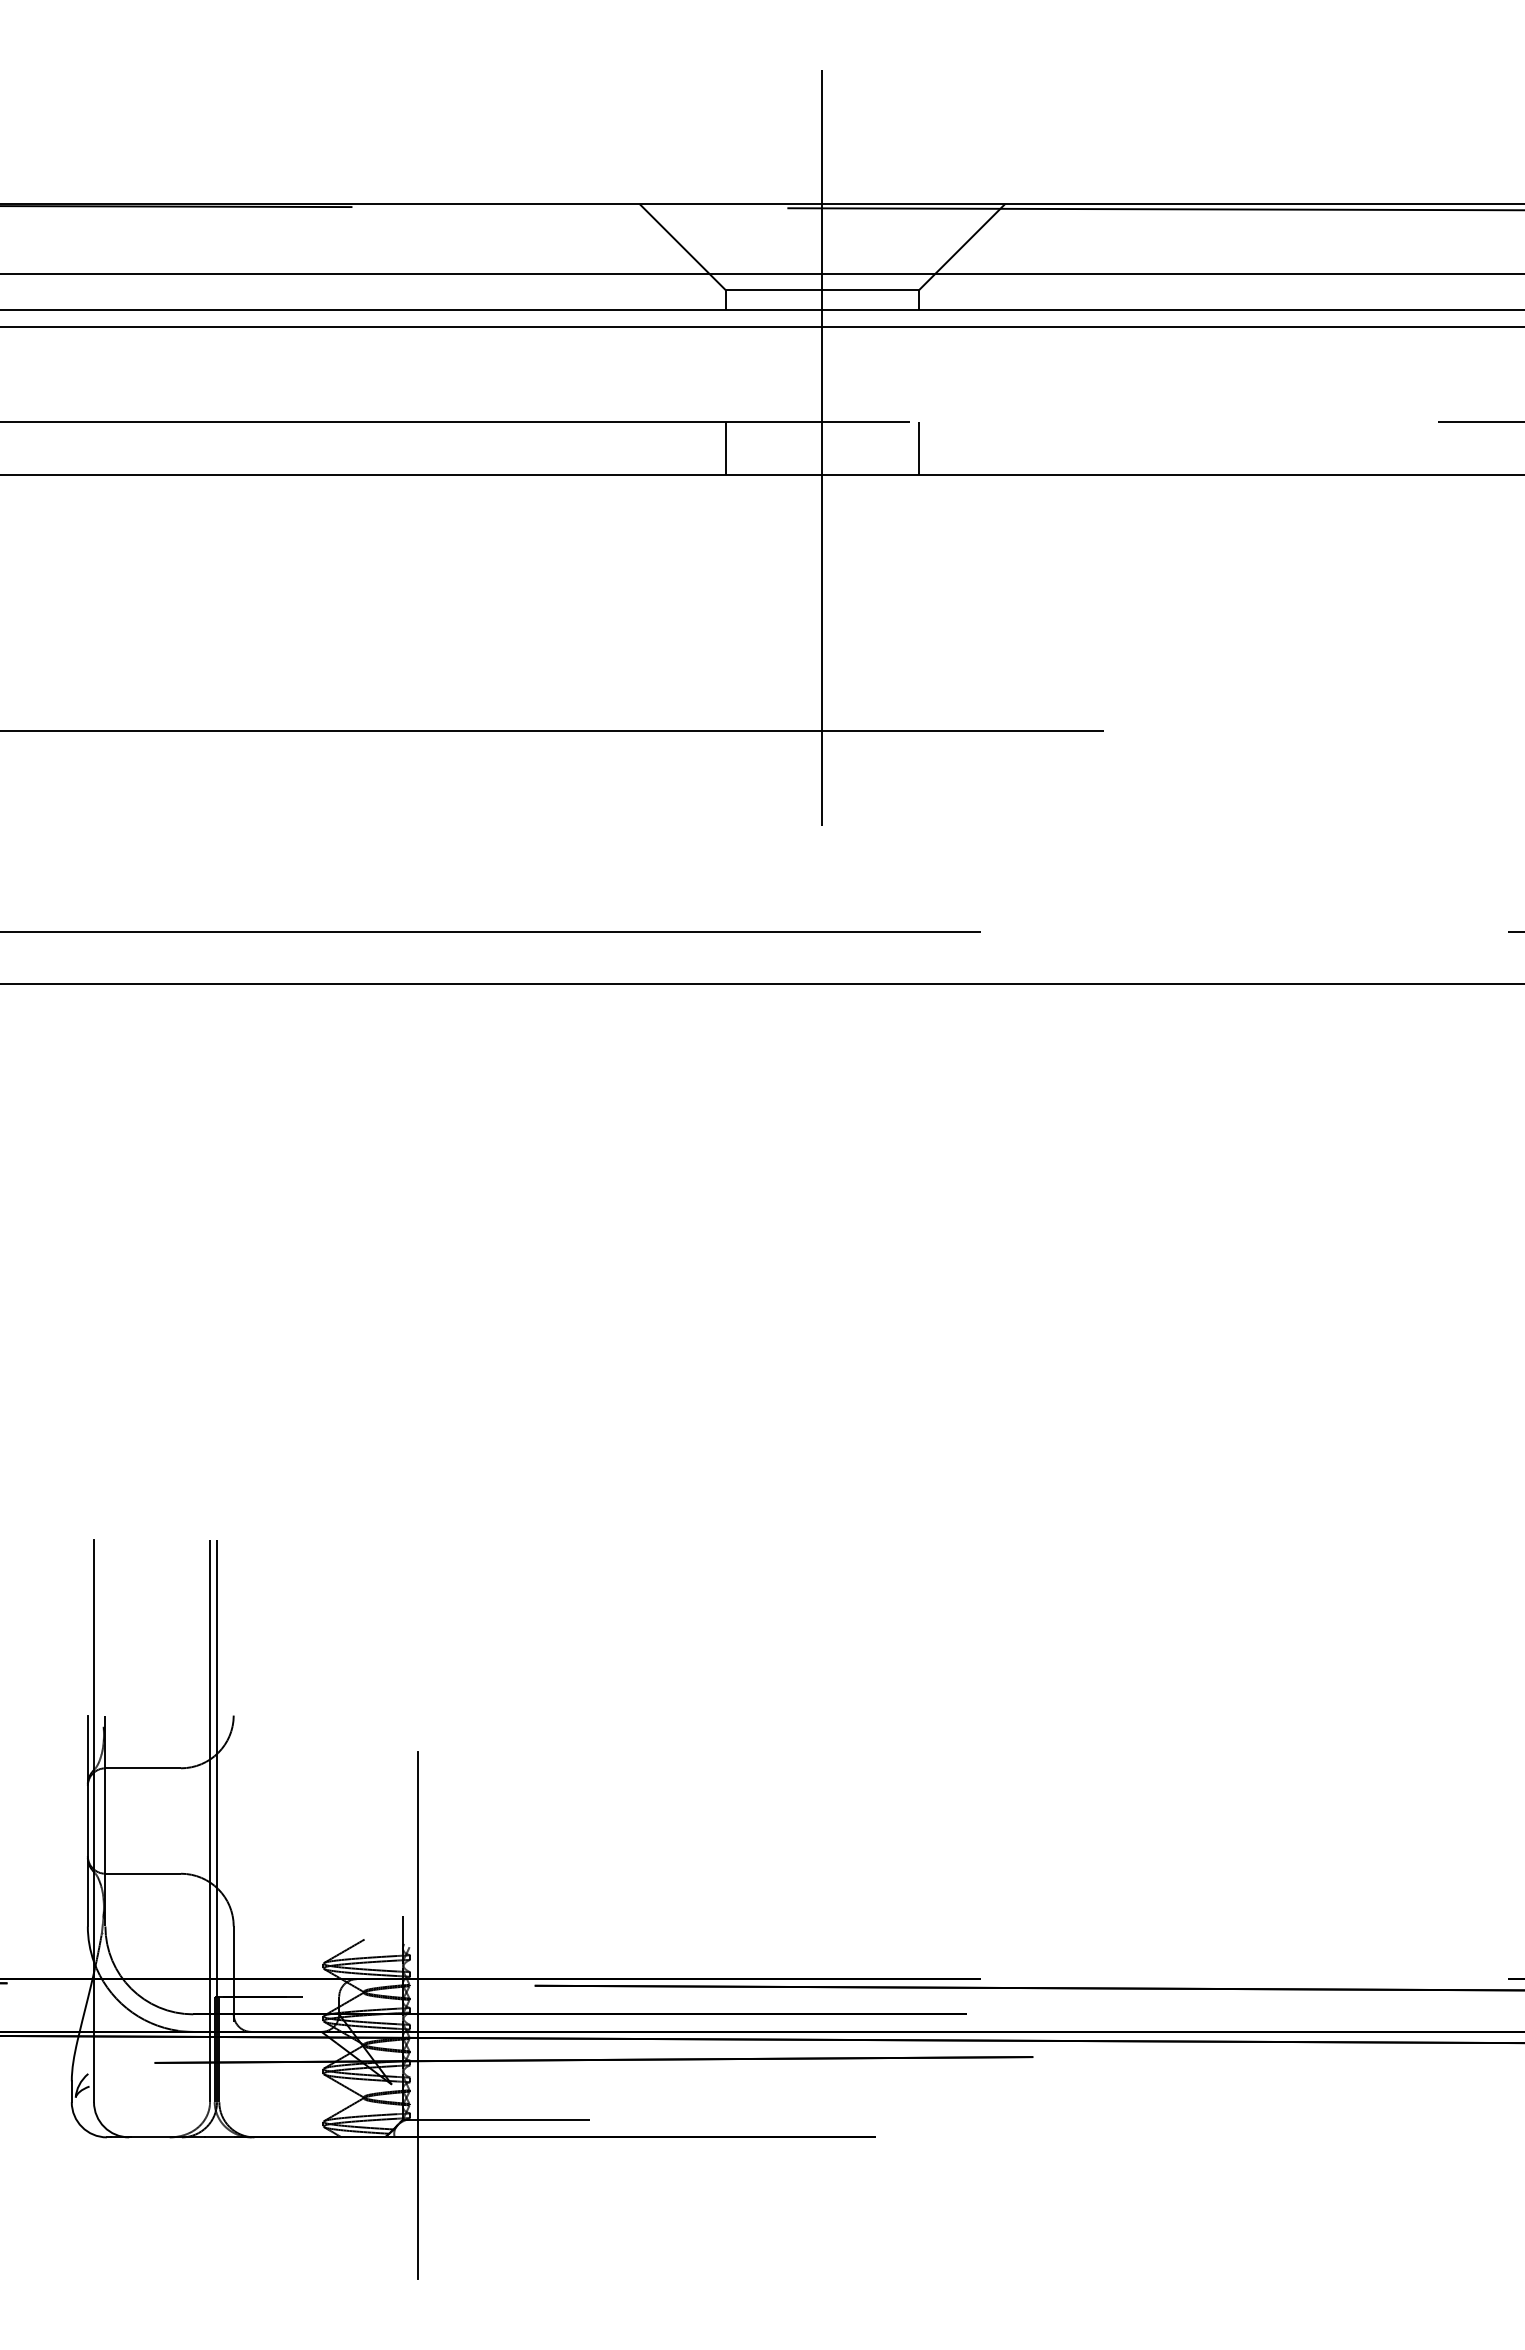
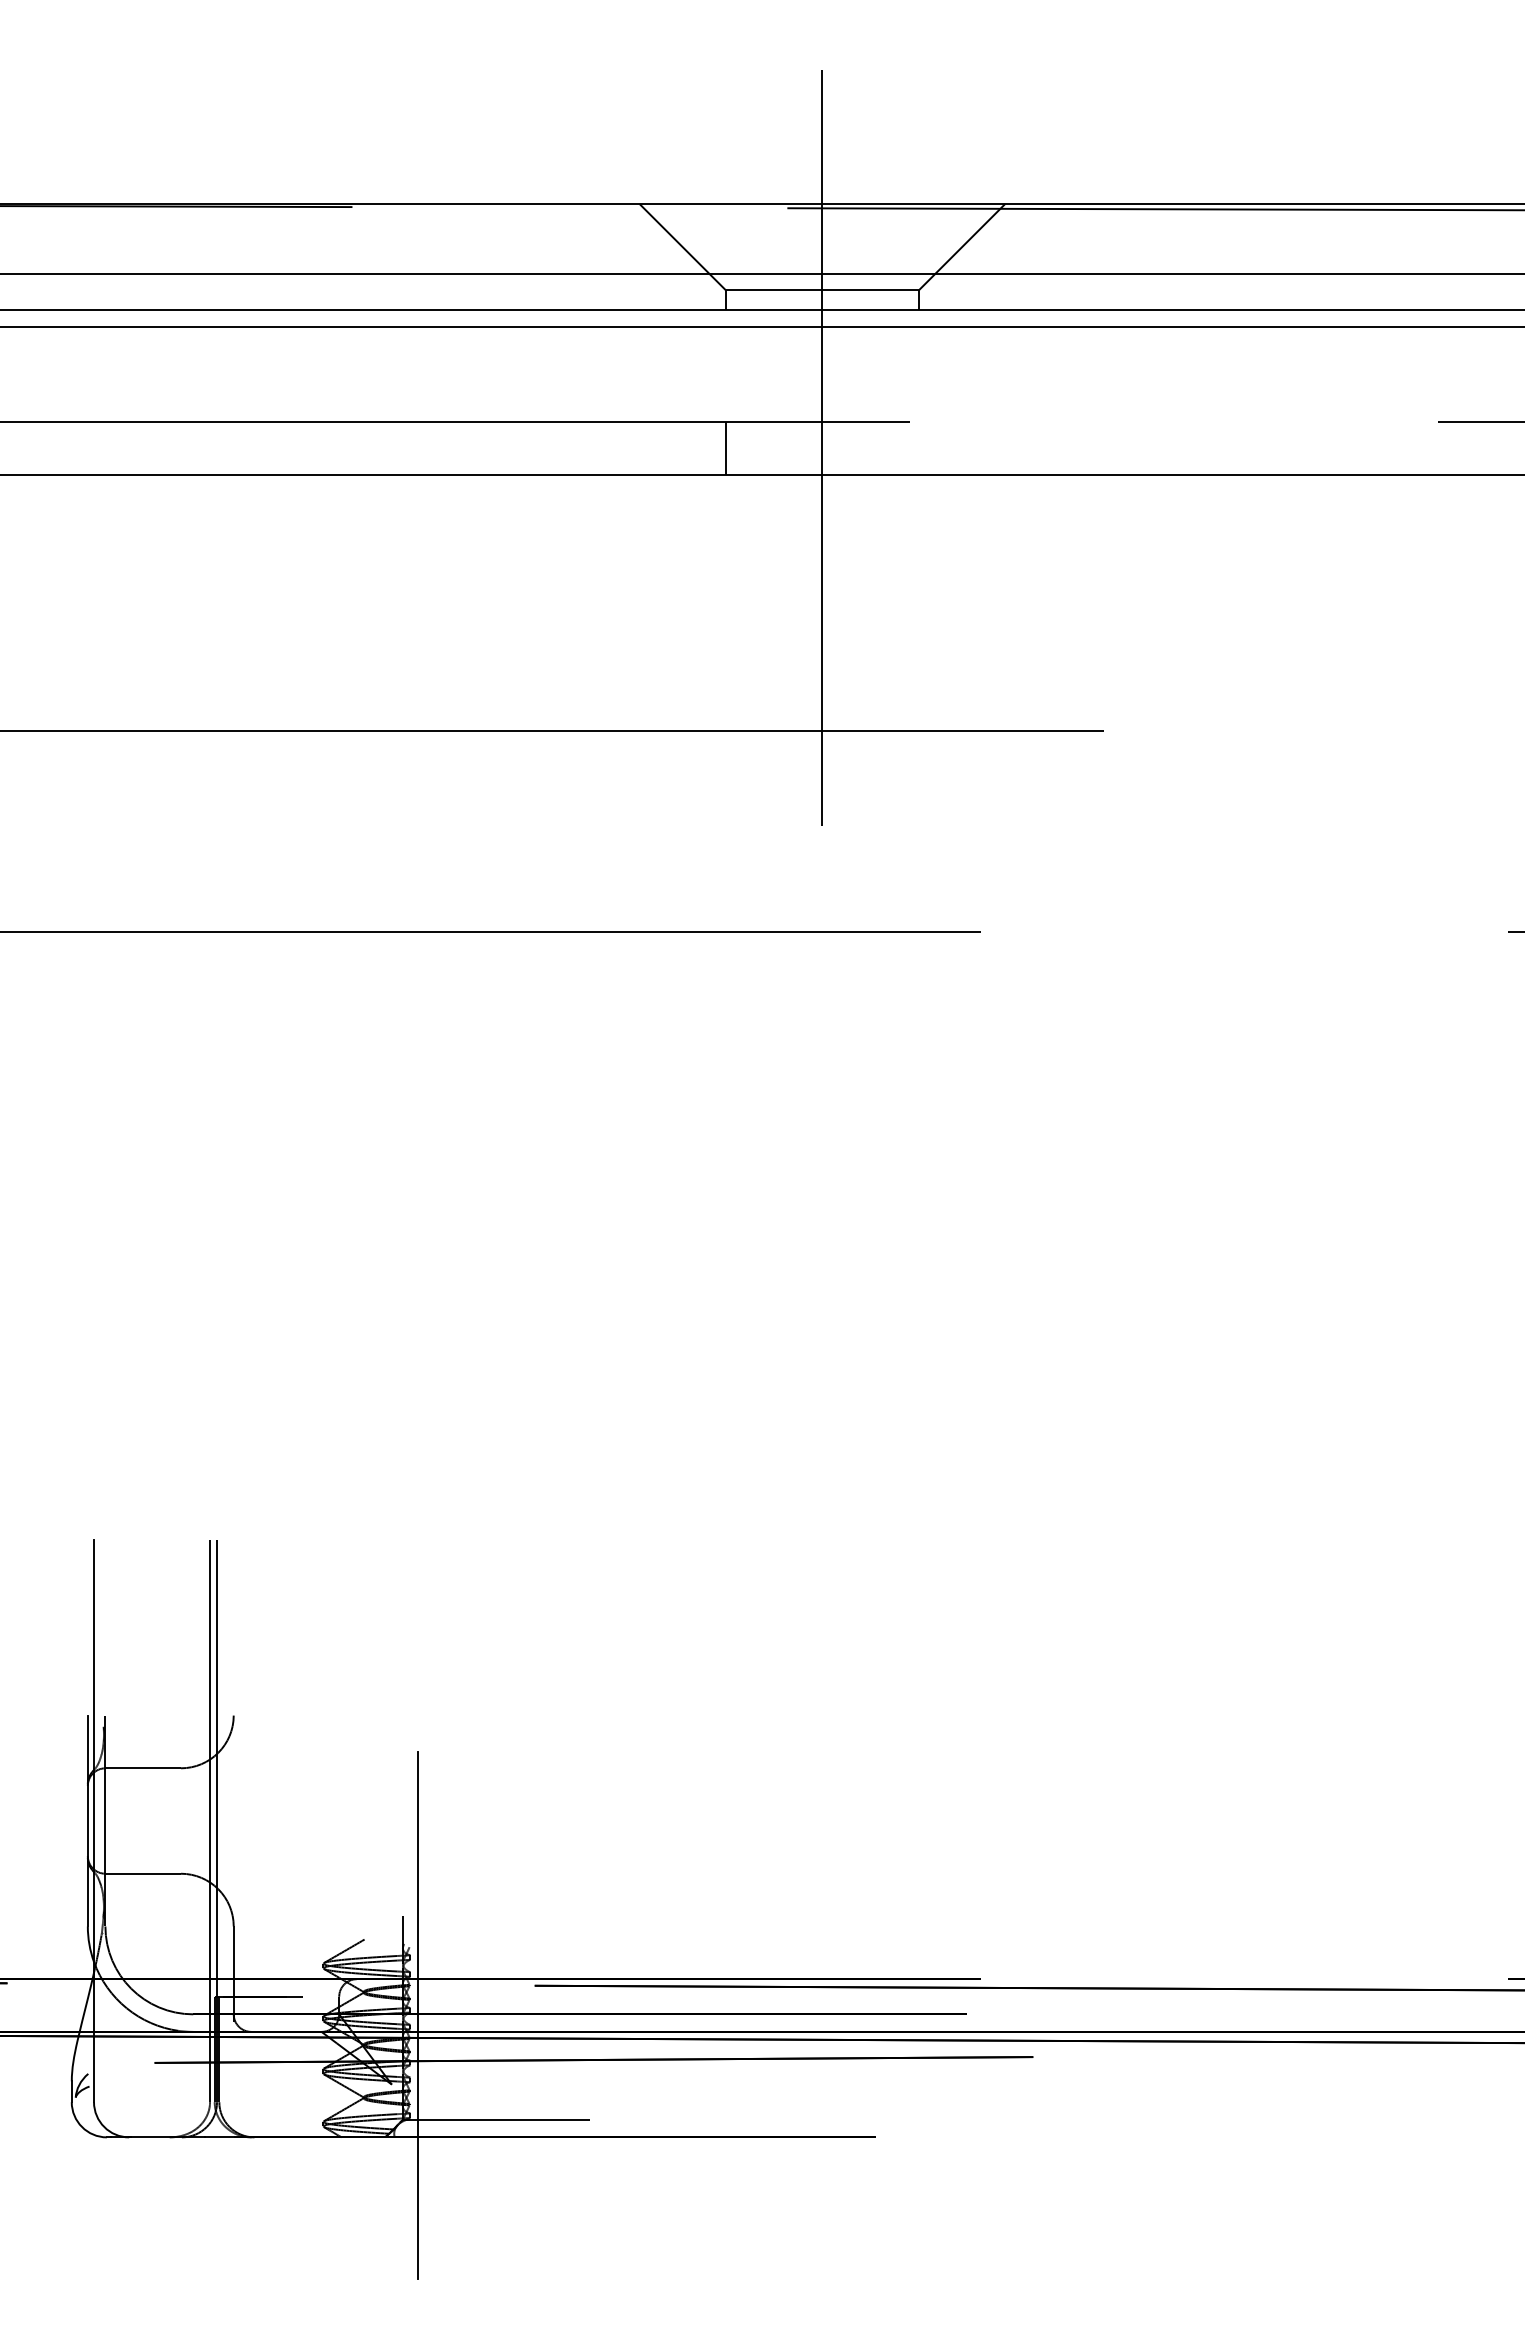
line: present -> none (919, 447)
line: present -> none (761, 984)
